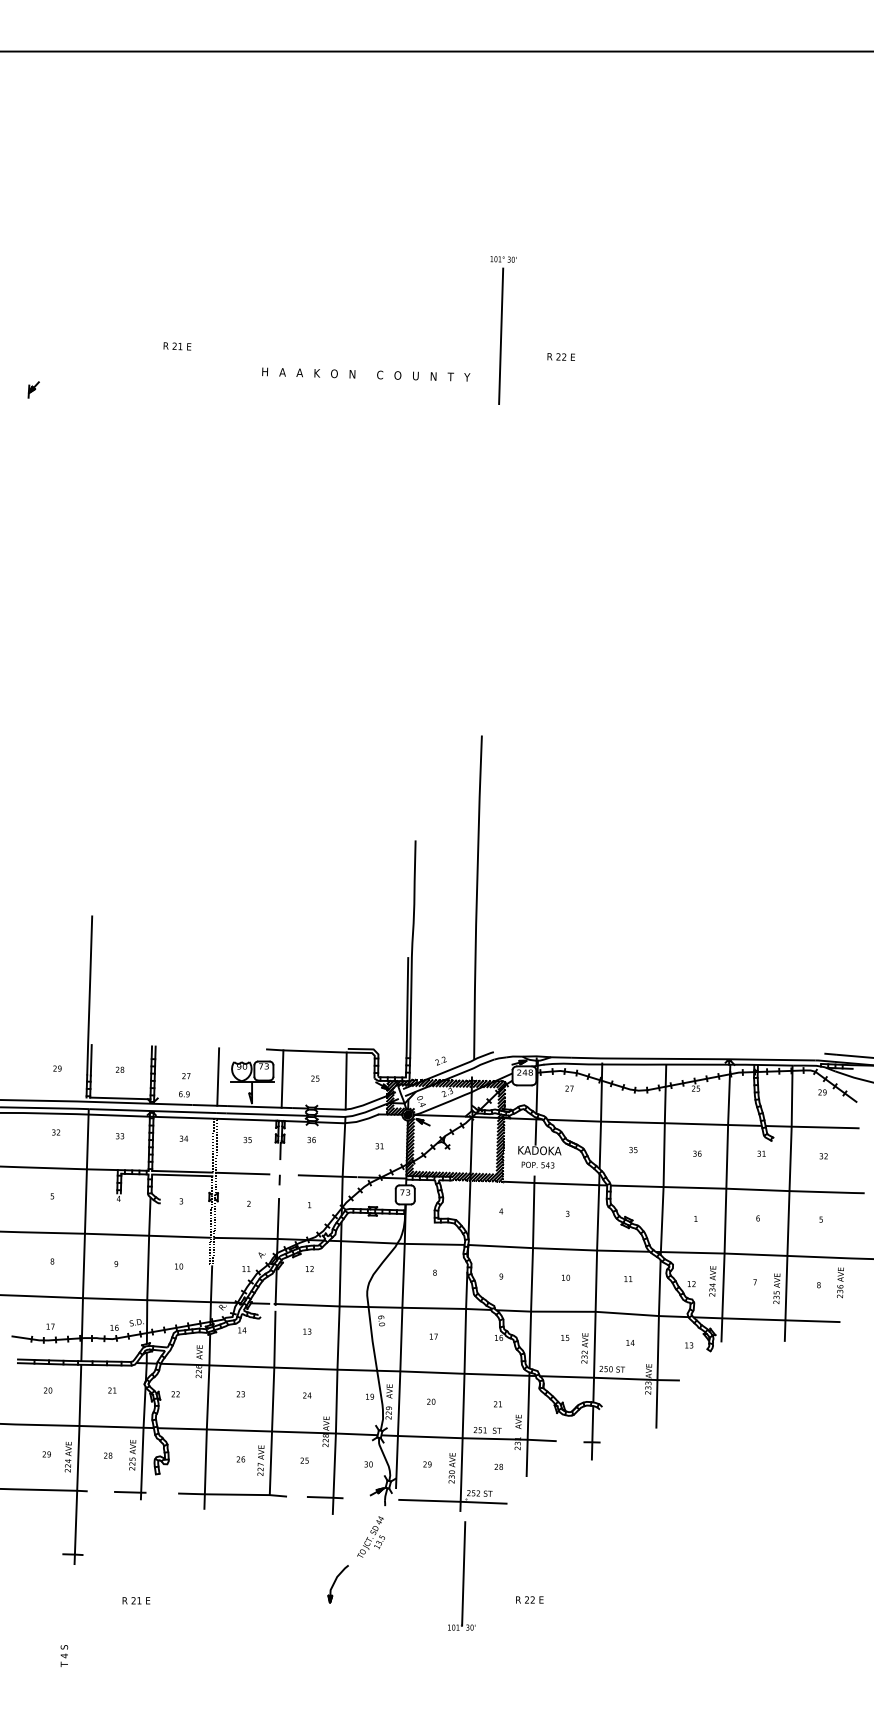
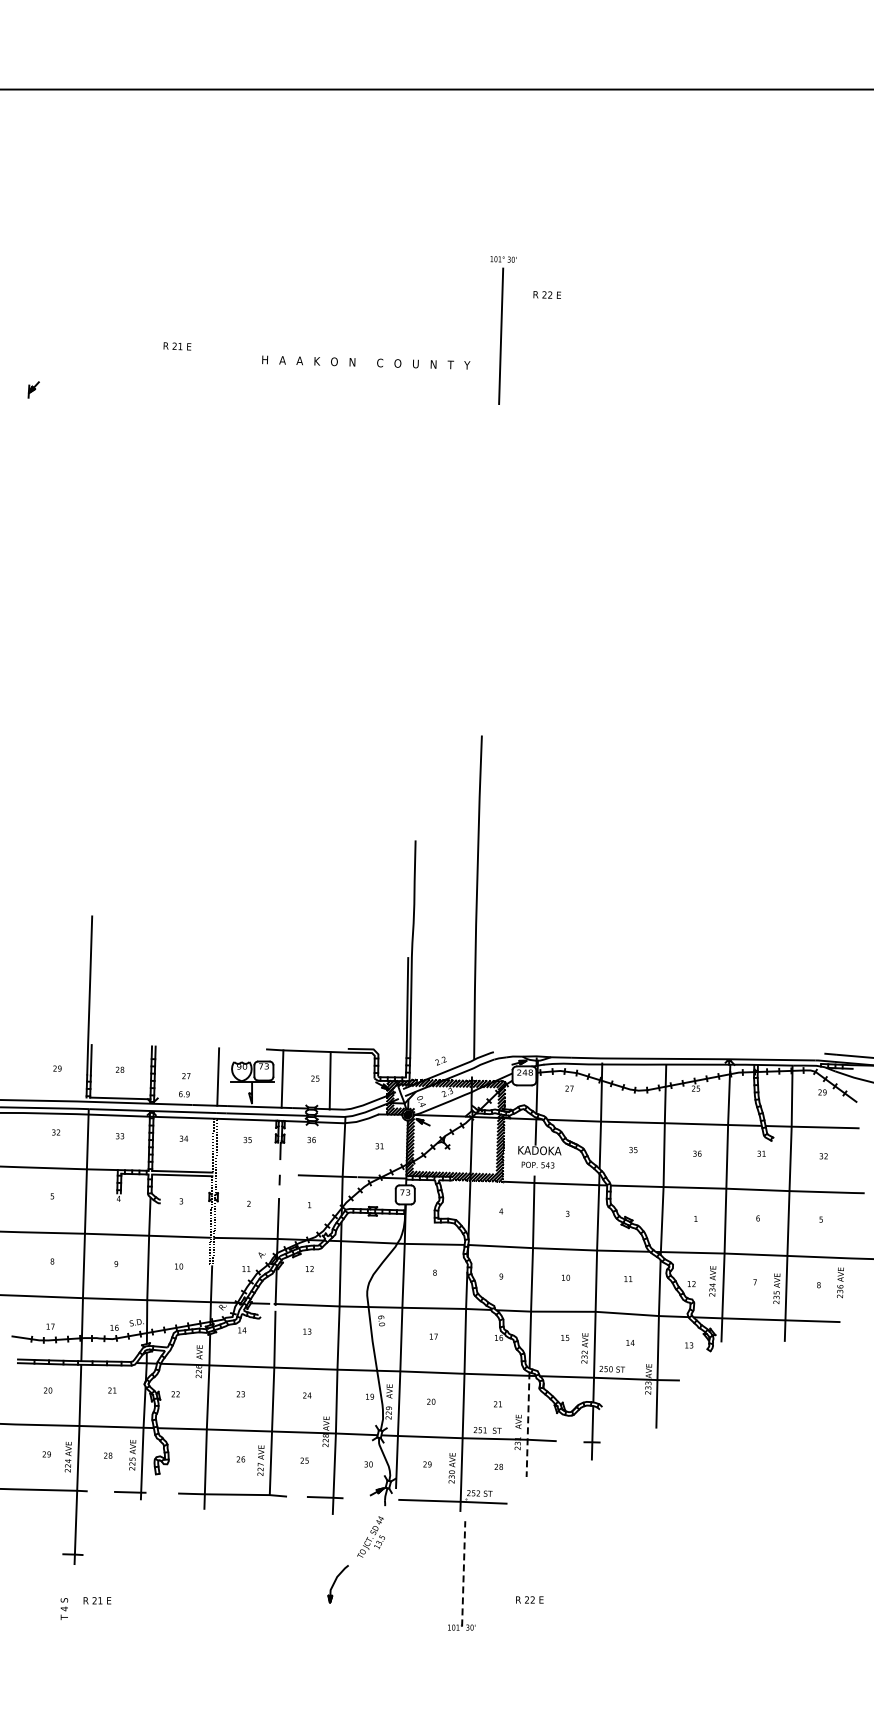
line position: (436, 51) -> (436, 89) (436, 89)
text position: (560, 356) -> (546, 294) (546, 294)
text position: (366, 374) -> (366, 362) (366, 362)
line position: (345, 1080) -> (329, 1080) (329, 1080)
line: present -> none (242, 1173)
line: solid -> dashed (528, 1424)
line: solid -> dashed (463, 1573)
text position: (136, 1600) -> (97, 1600) (97, 1600)
text position: (64, 1655) -> (64, 1608) (64, 1608)
